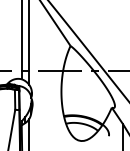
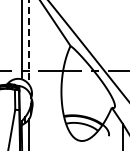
line: solid -> dashed (29, 43)
